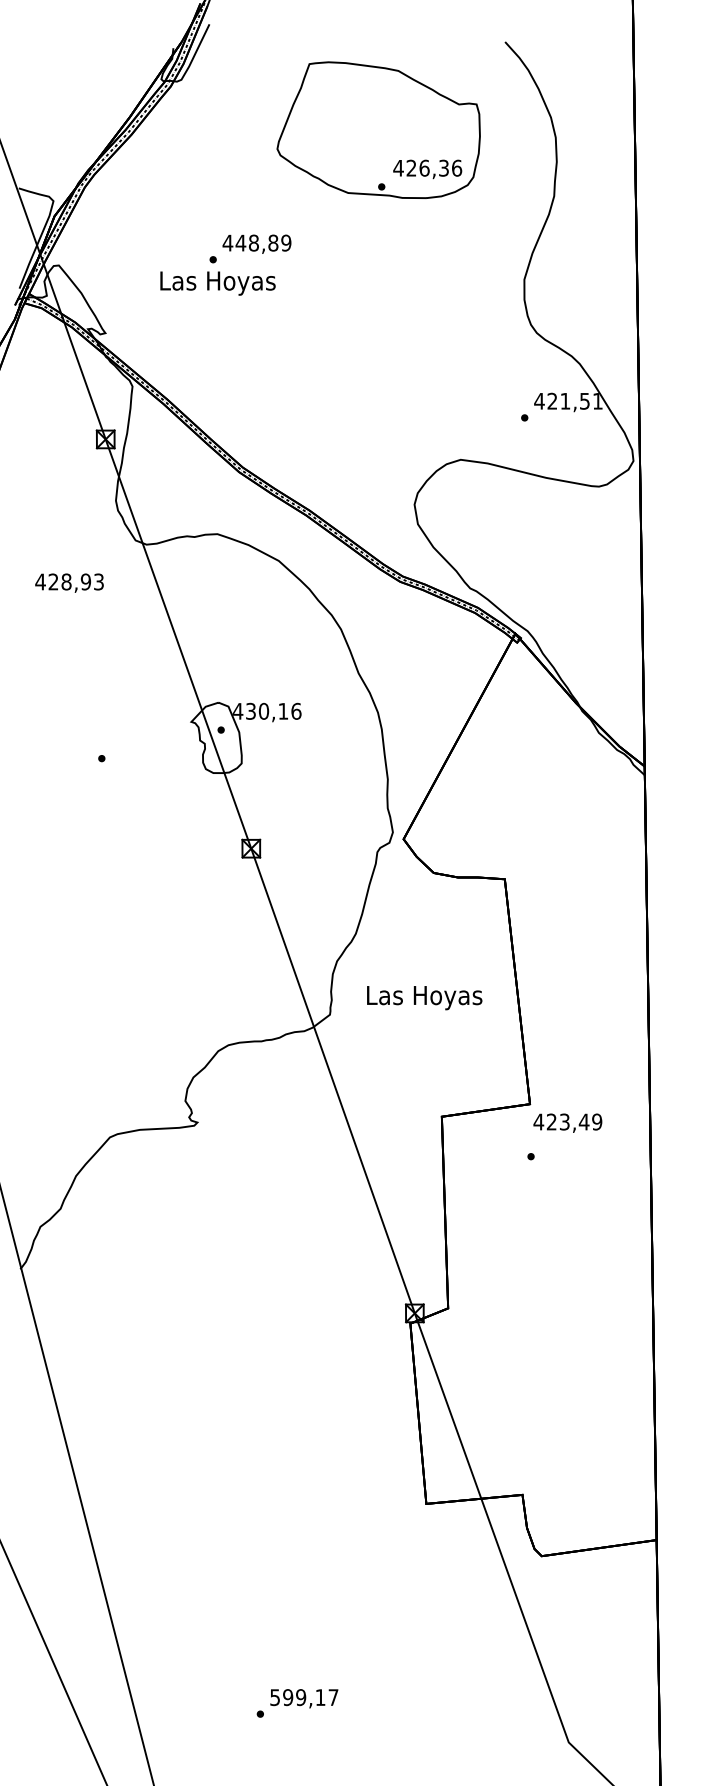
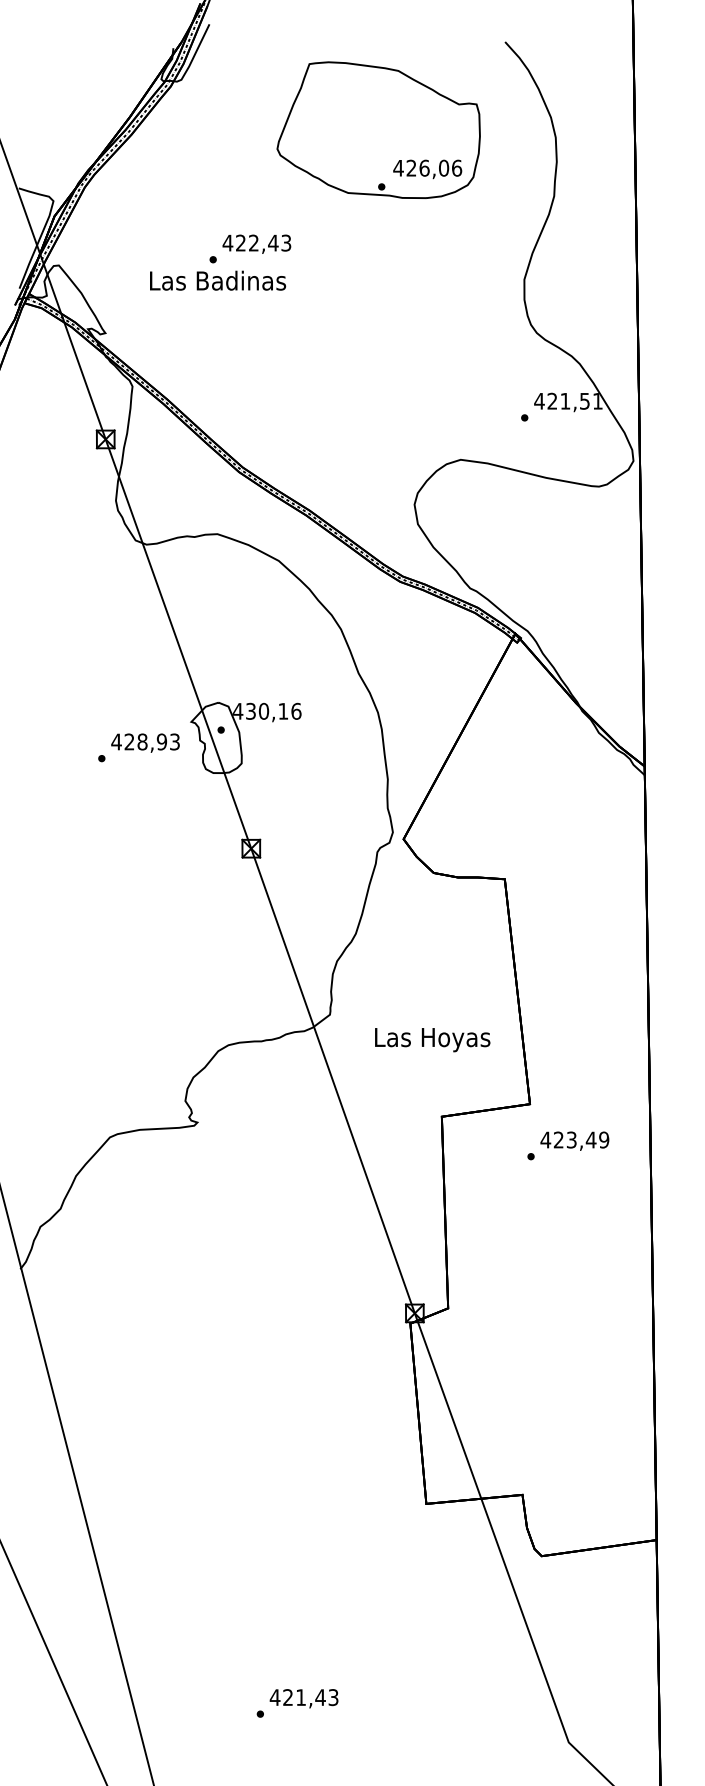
text: 426,36 -> 426,06 (444, 167)
text: 448,89 -> 422,43 (263, 242)
text: Las Hoyas -> Las Badinas (218, 282)
text position: (69, 582) -> (145, 742) (145, 742)
text position: (424, 998) -> (432, 1040) (432, 1040)
text position: (567, 1122) -> (574, 1140) (574, 1140)
text: 599,17 -> 421,43 (303, 1697)
